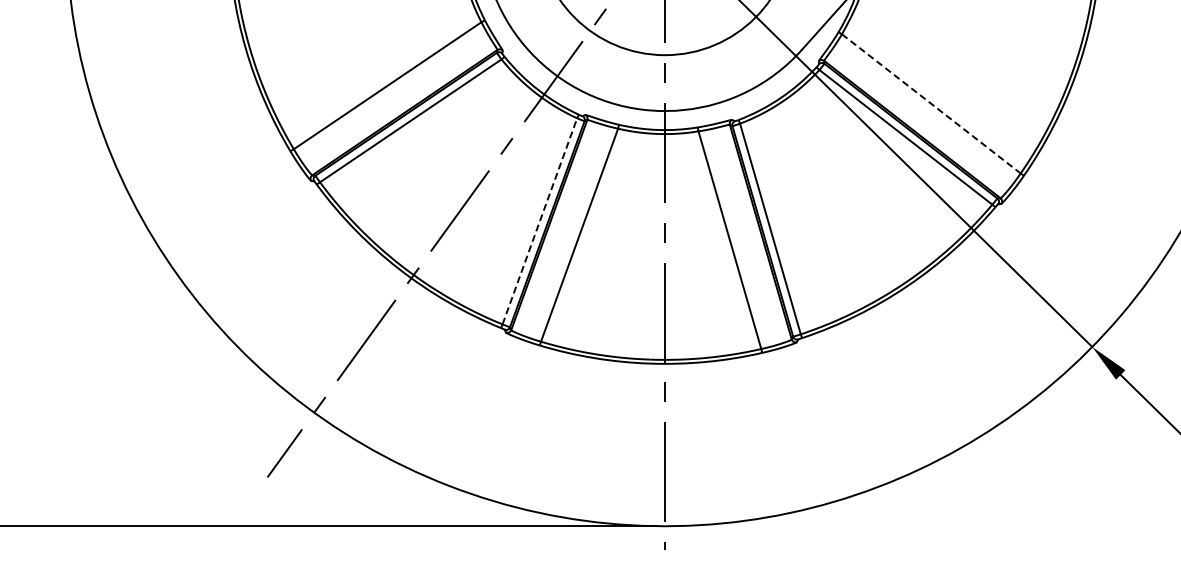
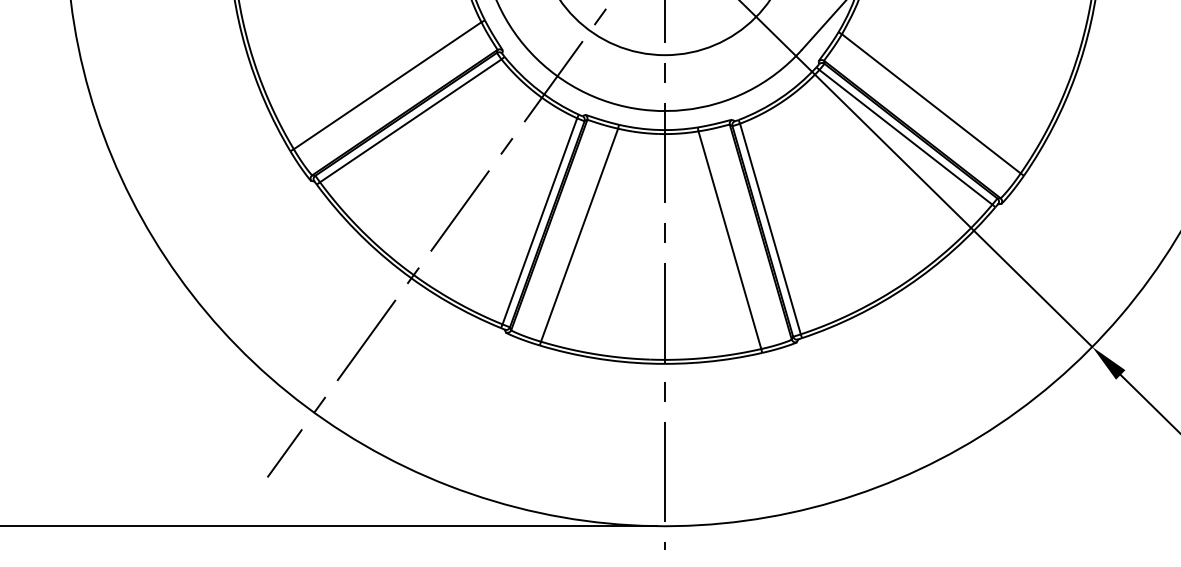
line: dashed -> solid (931, 104)
line: dashed -> solid (539, 221)
